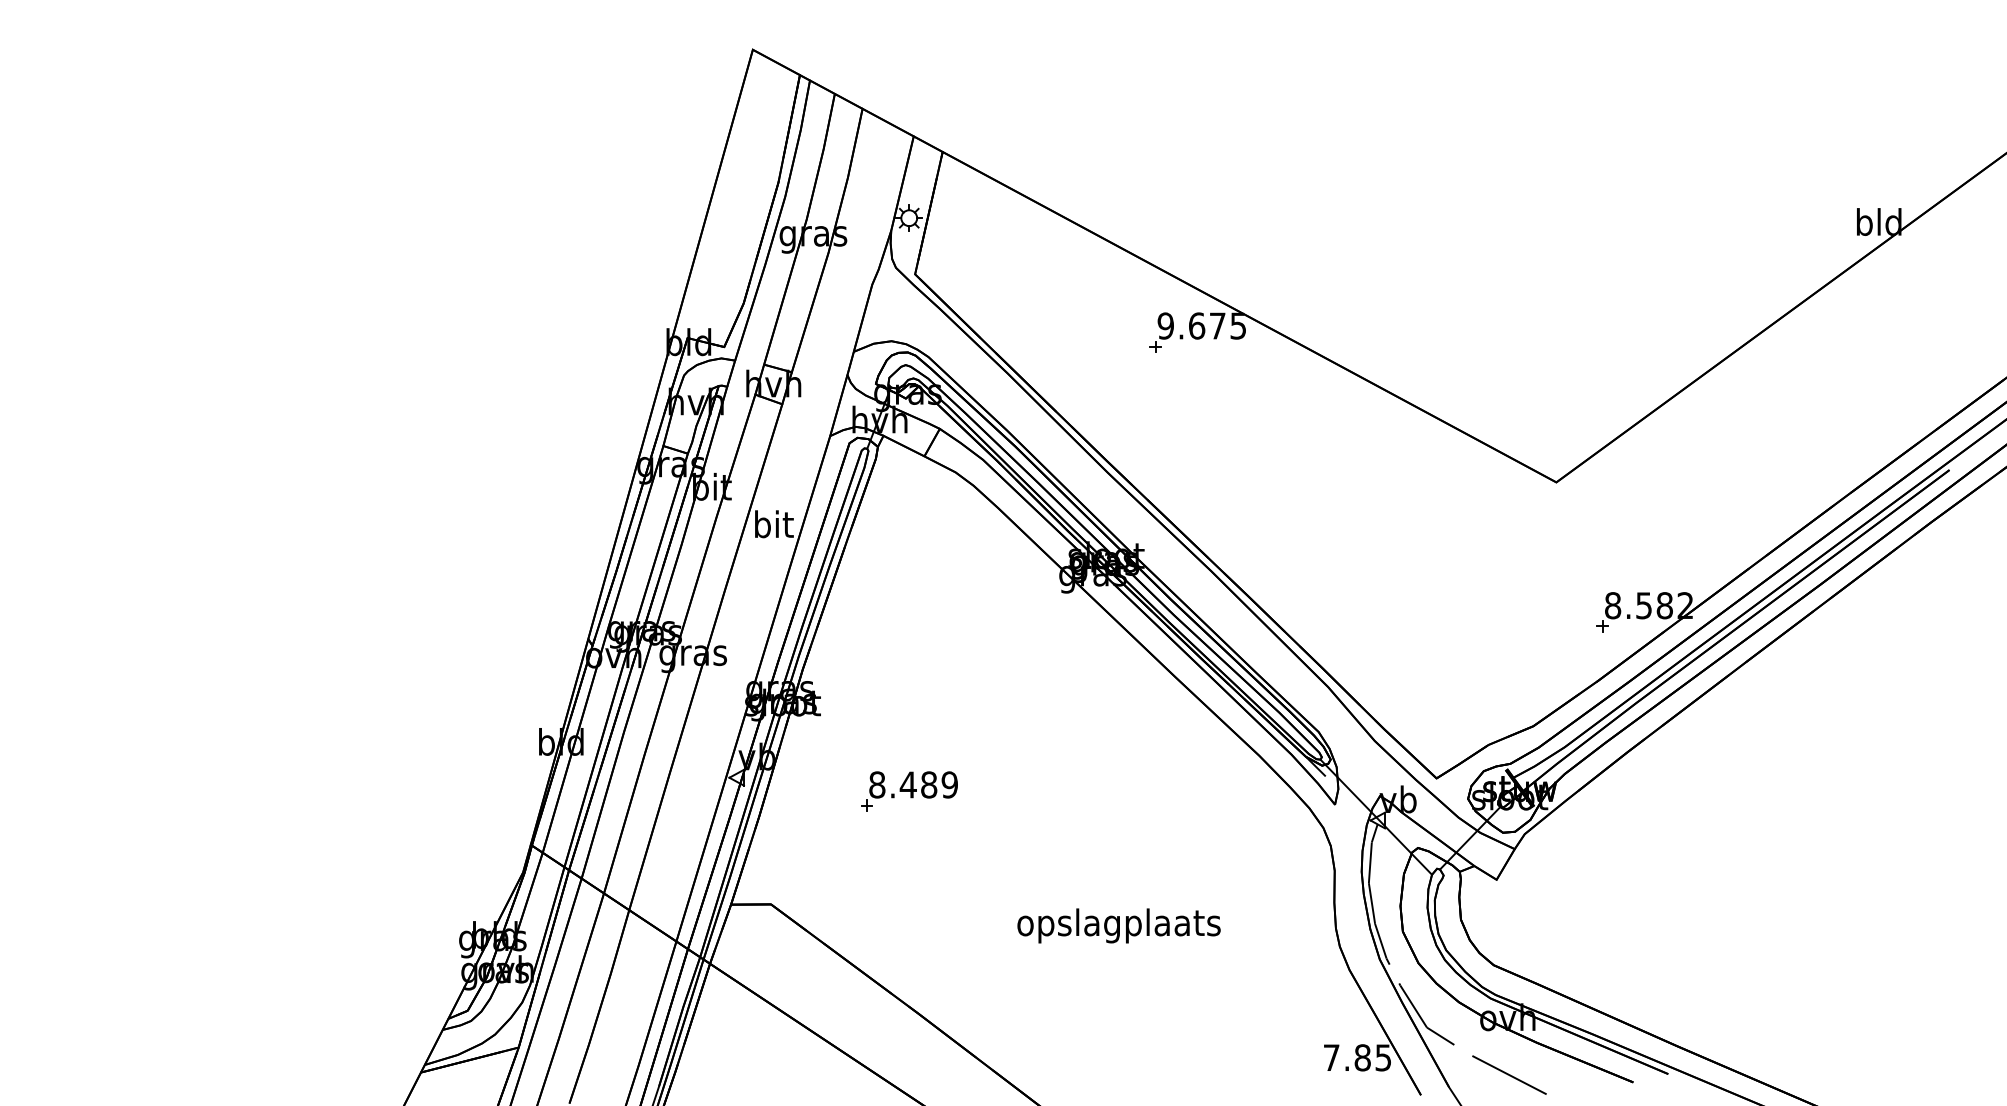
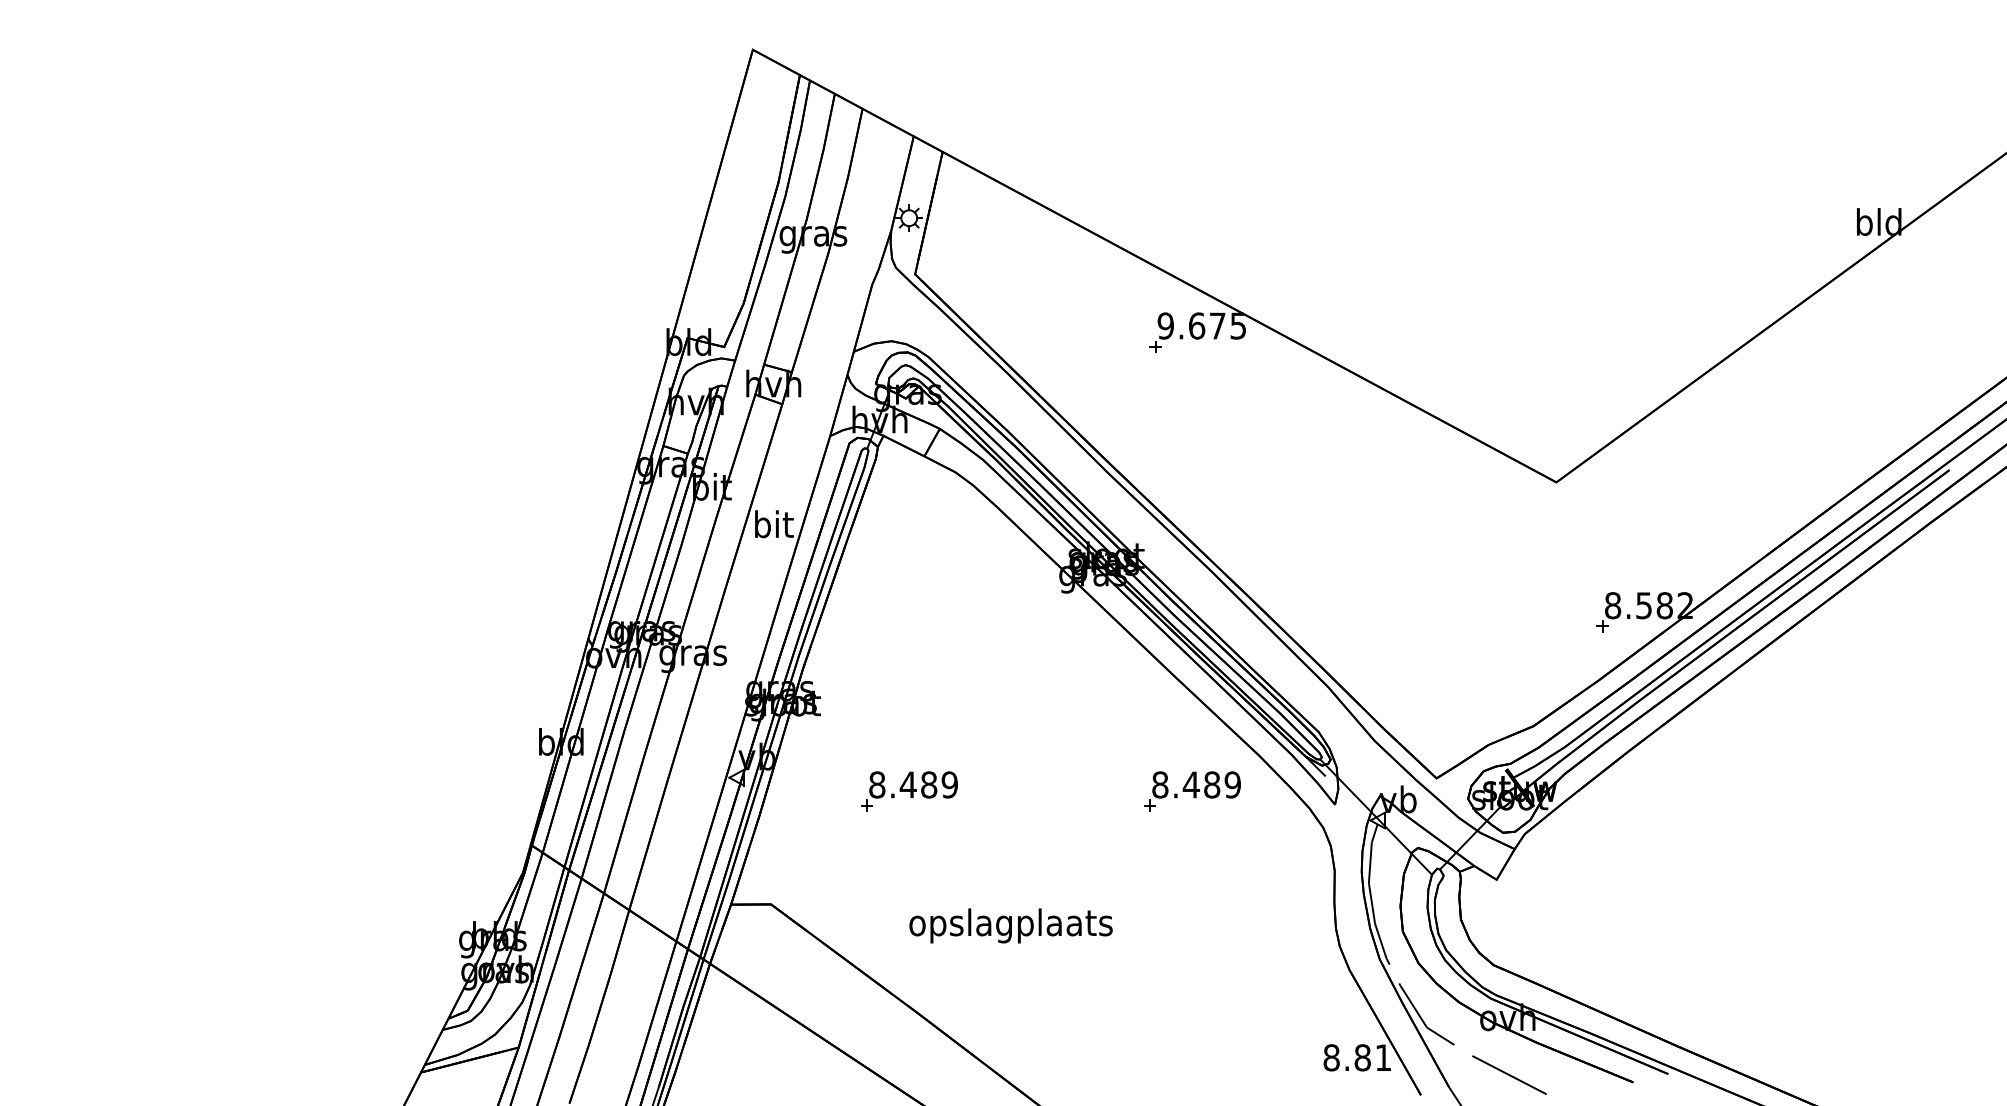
part: none -> present (1192, 791)
text position: (1118, 925) -> (1010, 925) (1010, 925)
text: 7.85 -> 8.81 (1356, 1057)
